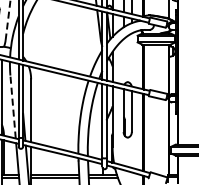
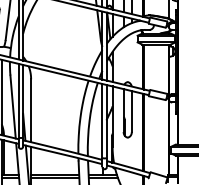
line: dashed -> solid (8, 20)
line: dashed -> solid (13, 107)
